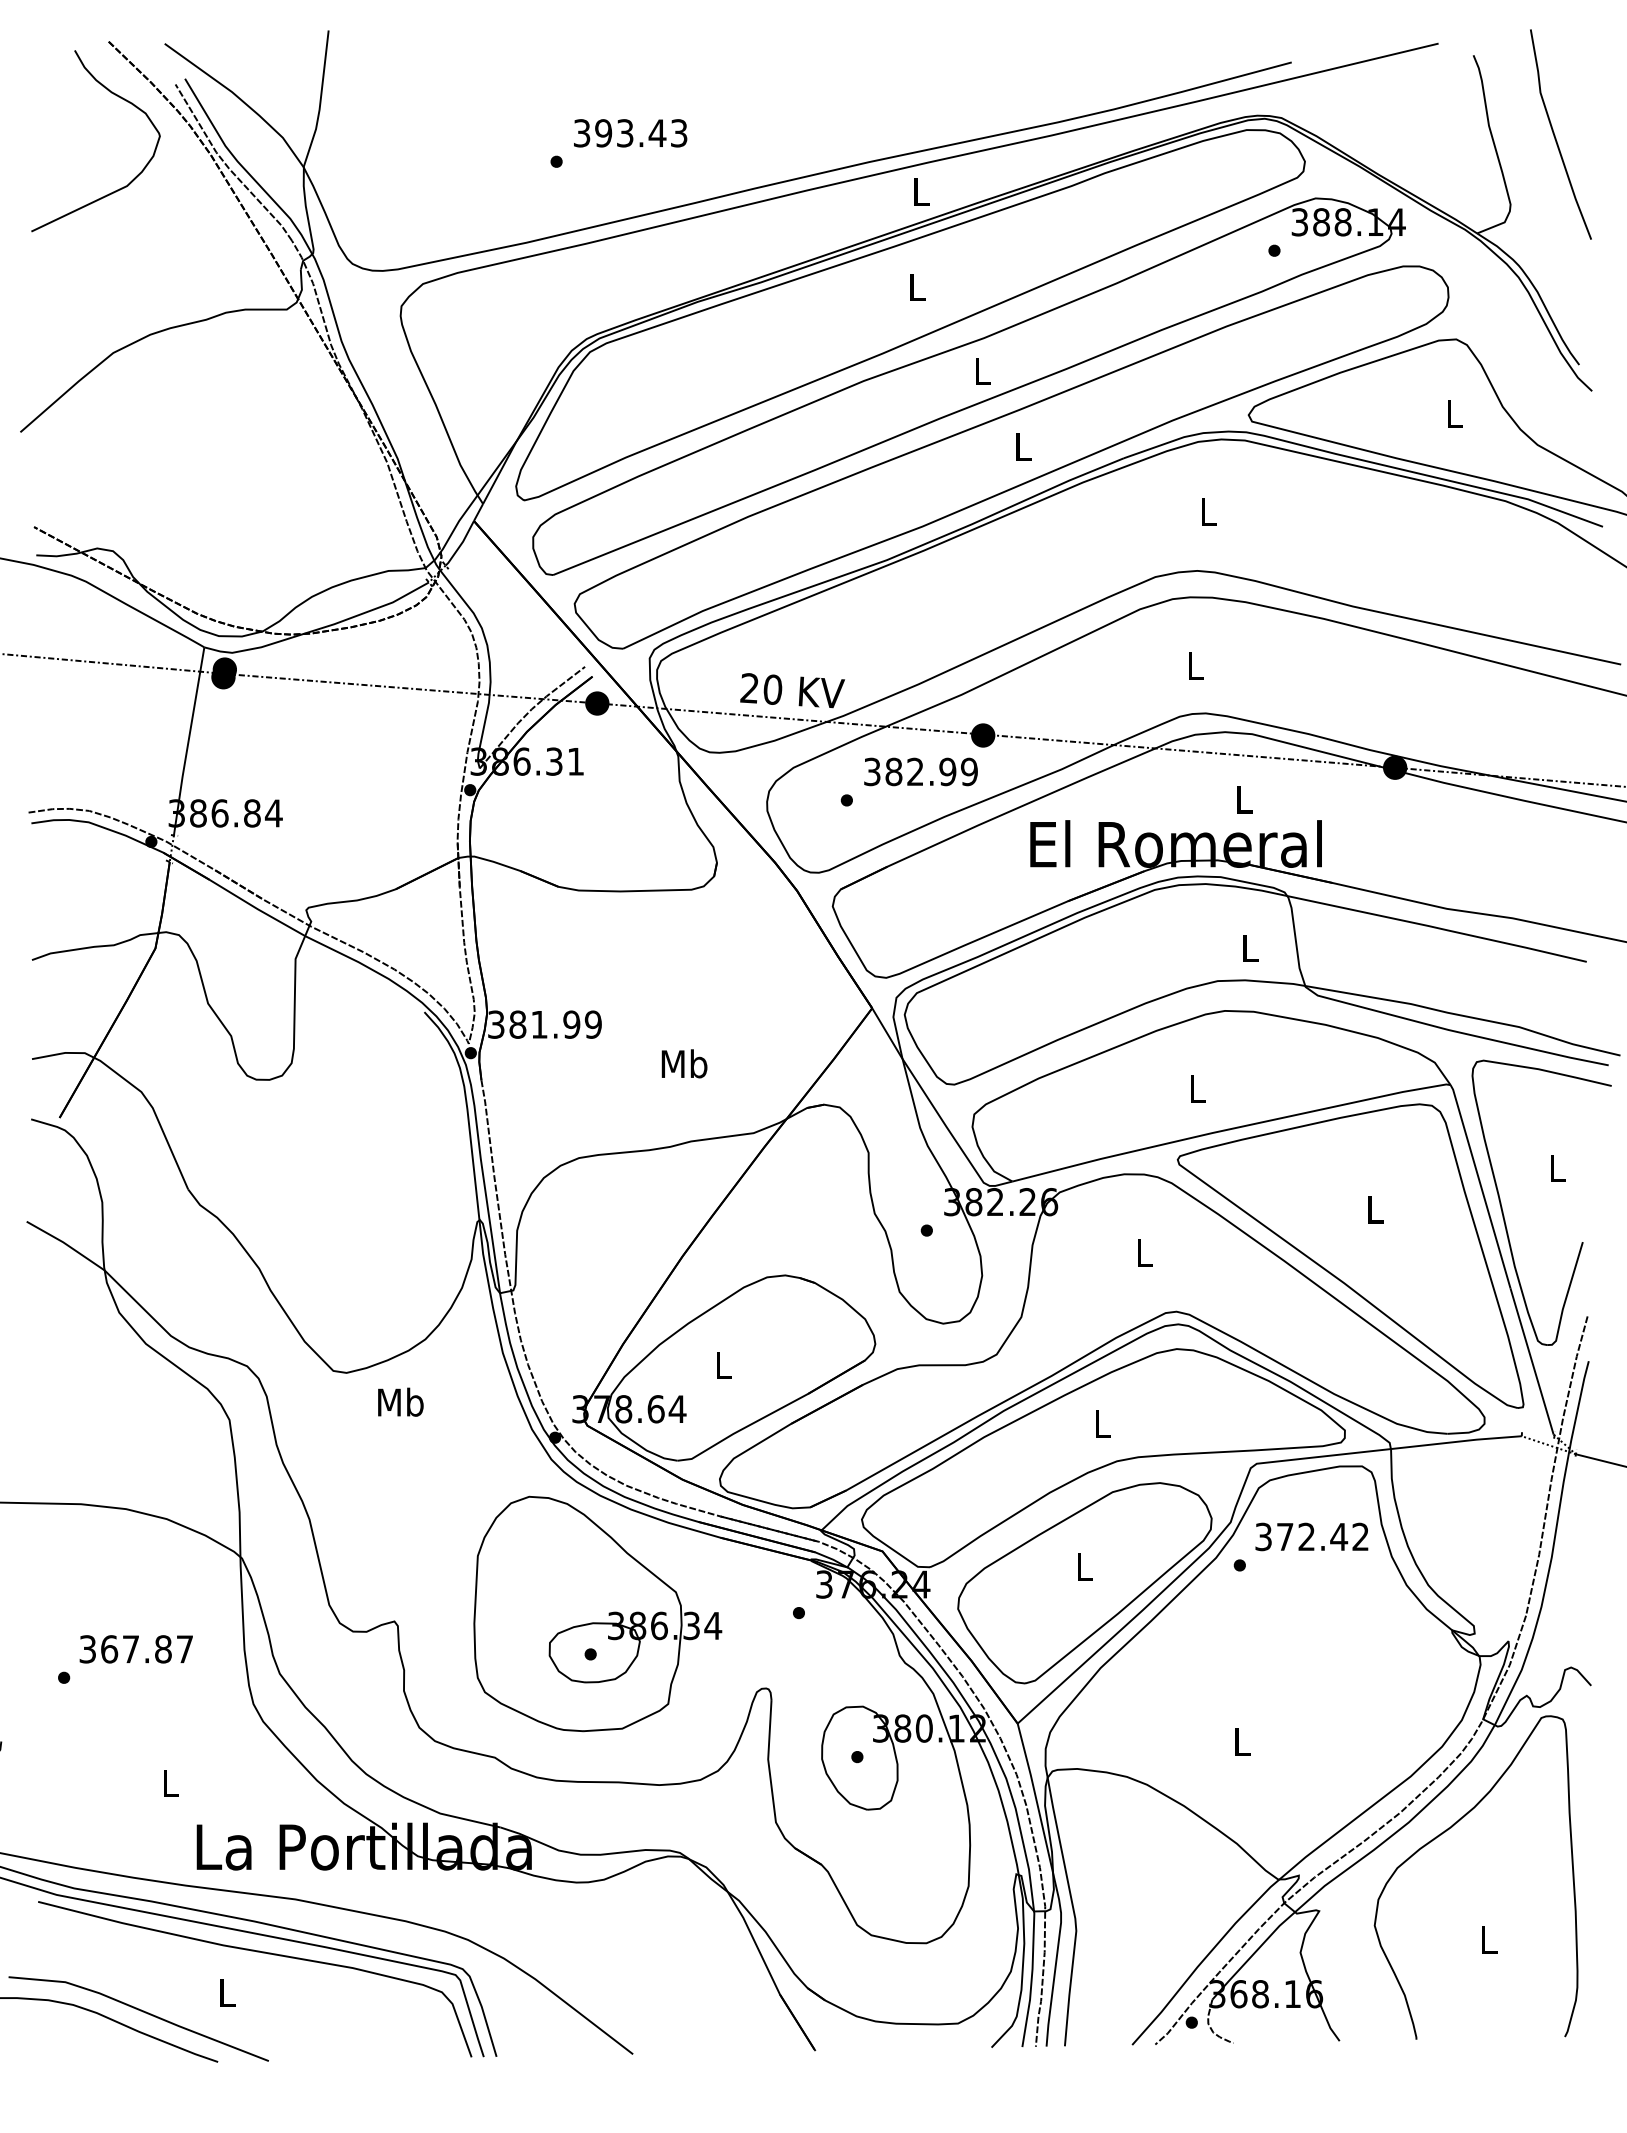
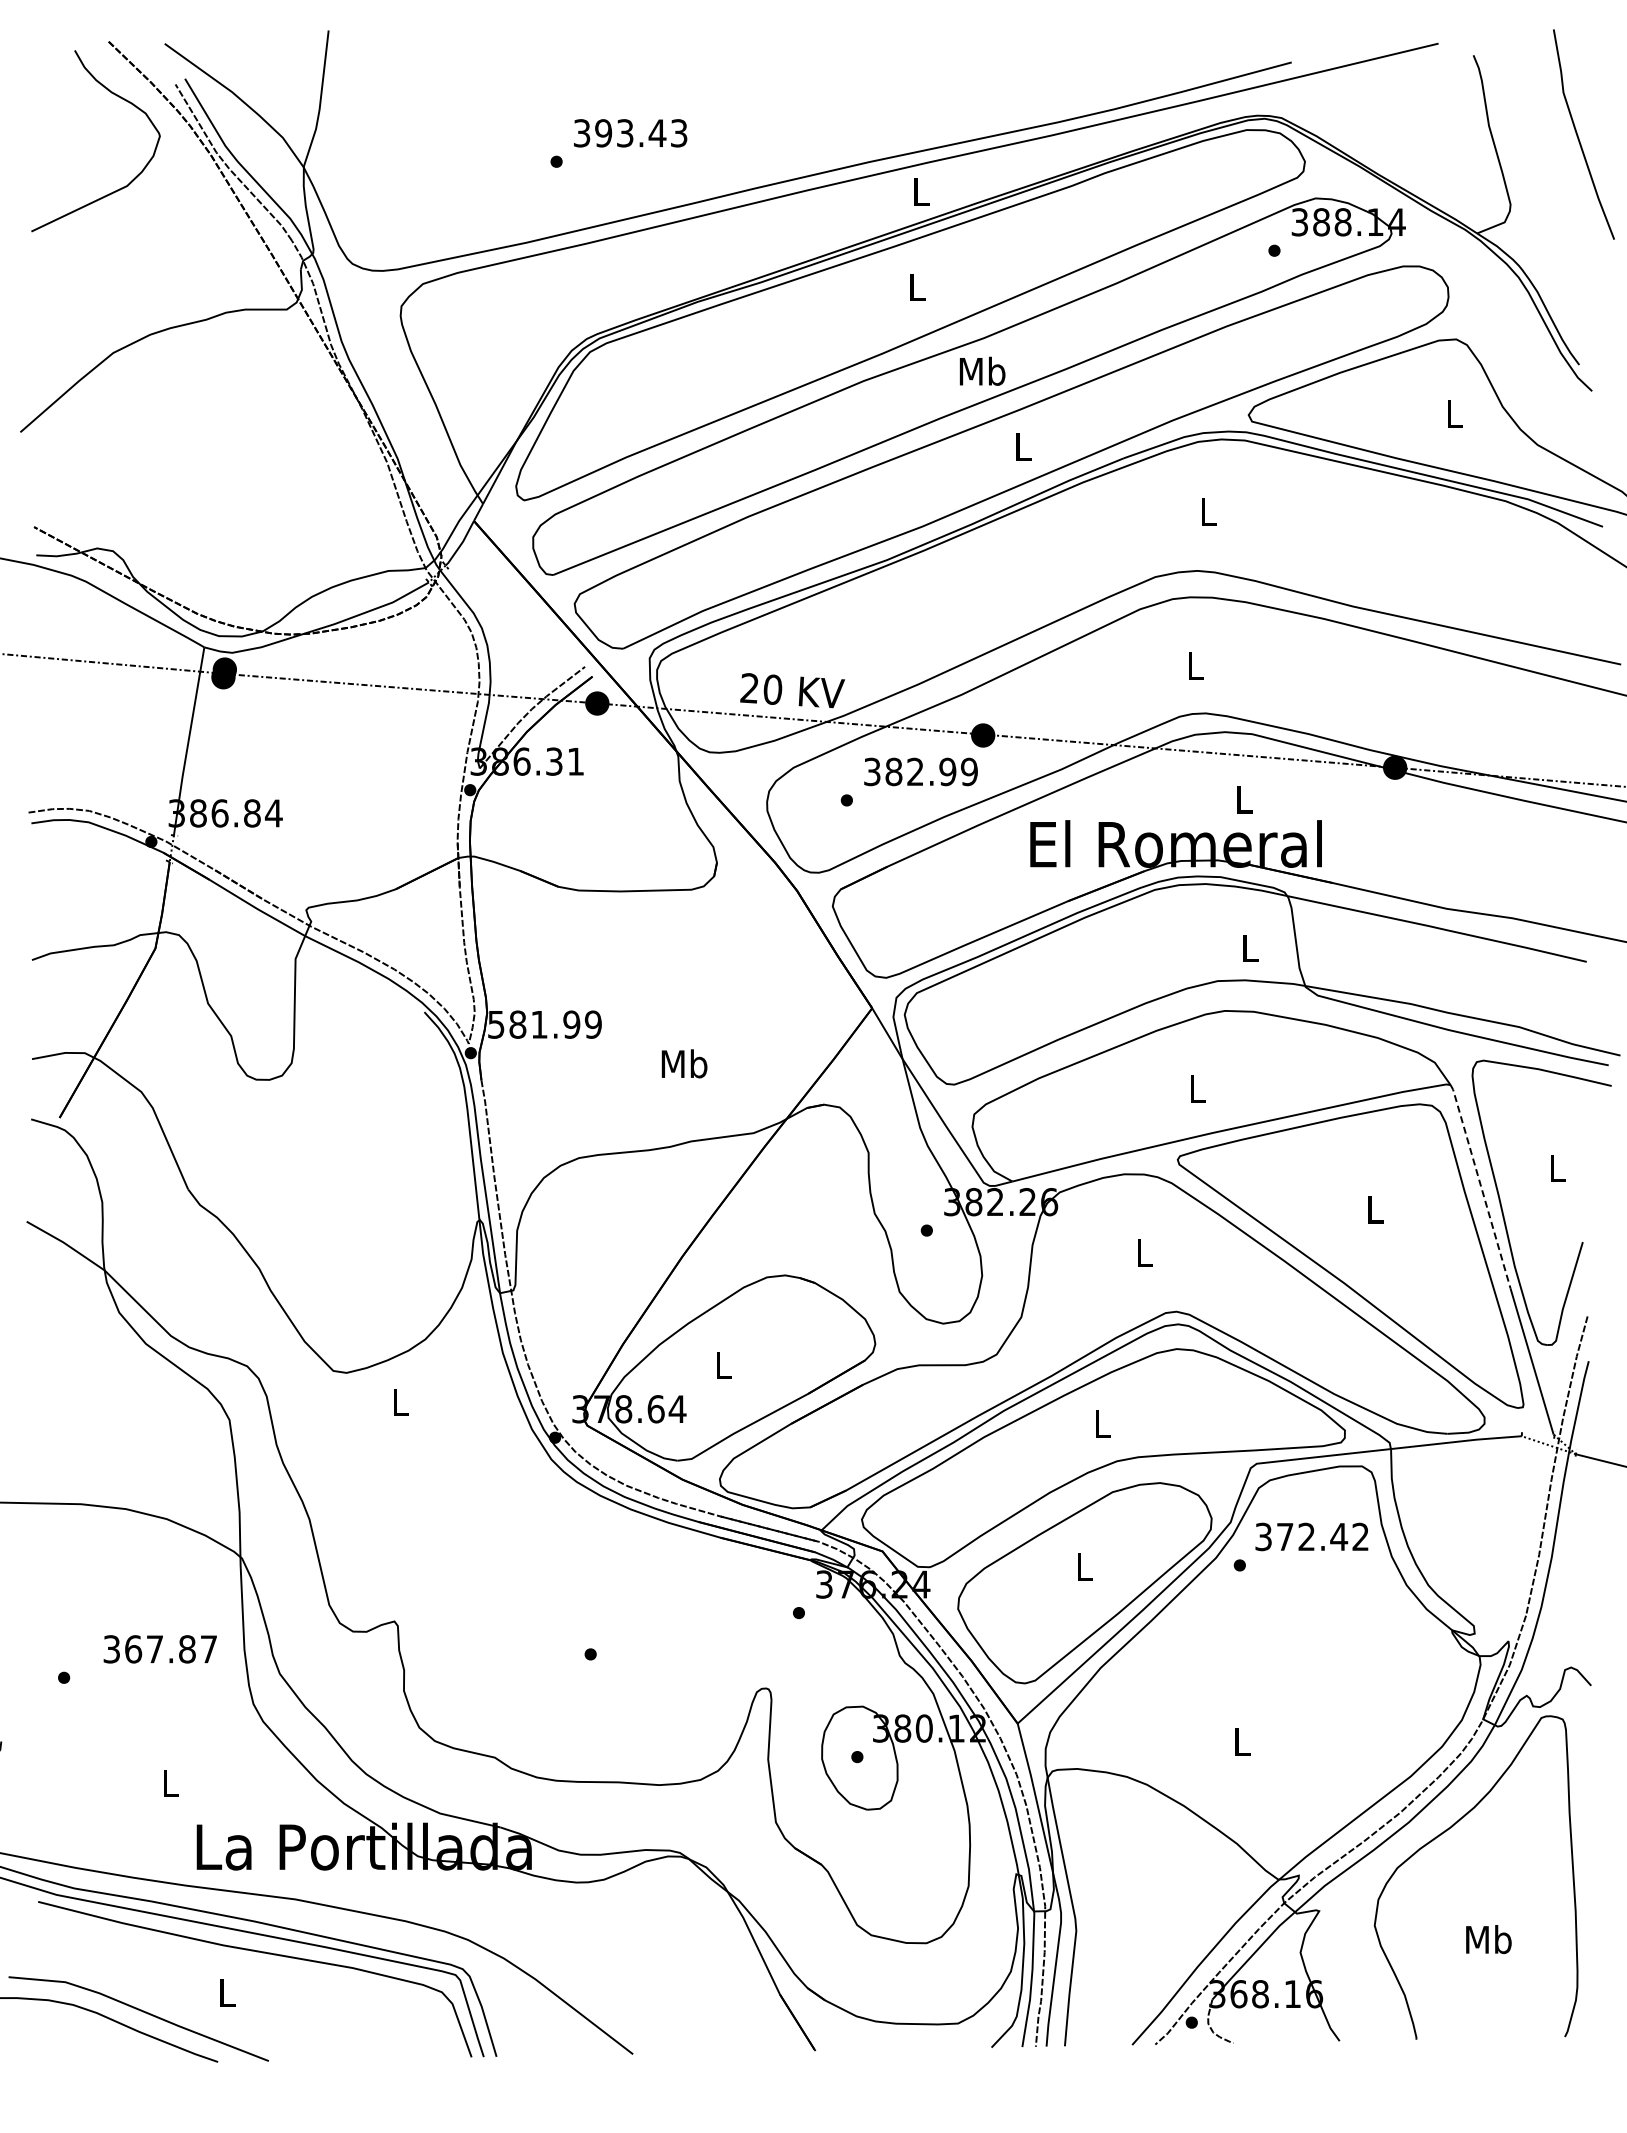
curve position: (1555, 135) -> (1578, 135) (1578, 135)
text: L -> Mb (982, 370)
text: 381.99 -> 581.99 (496, 1024)
line: solid -> dashed (1480, 1185)
text: Mb -> L (400, 1401)
part: present -> none (597, 1613)
text position: (135, 1649) -> (159, 1649) (159, 1649)
text: L -> Mb (1488, 1939)
